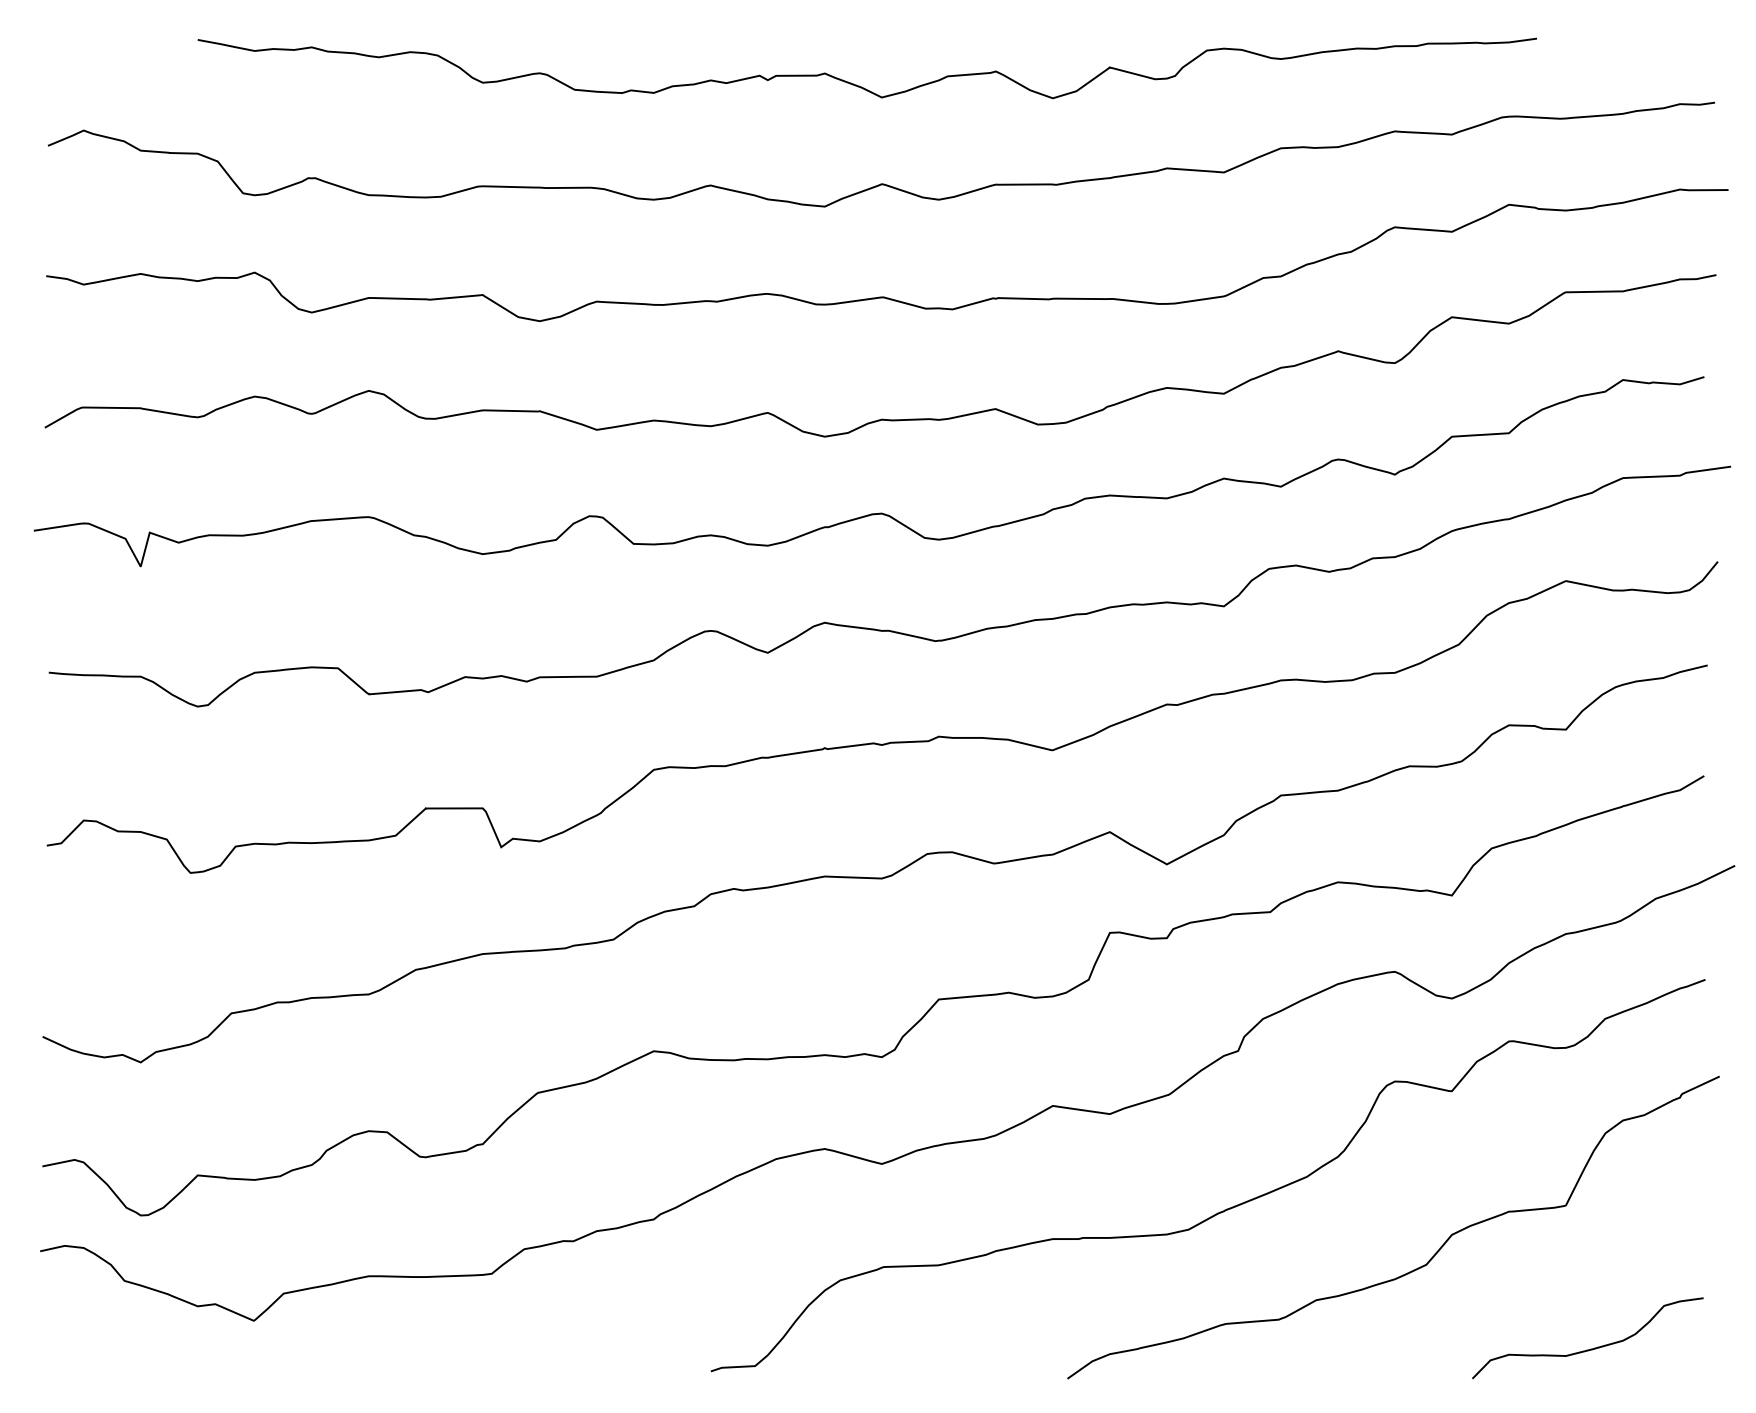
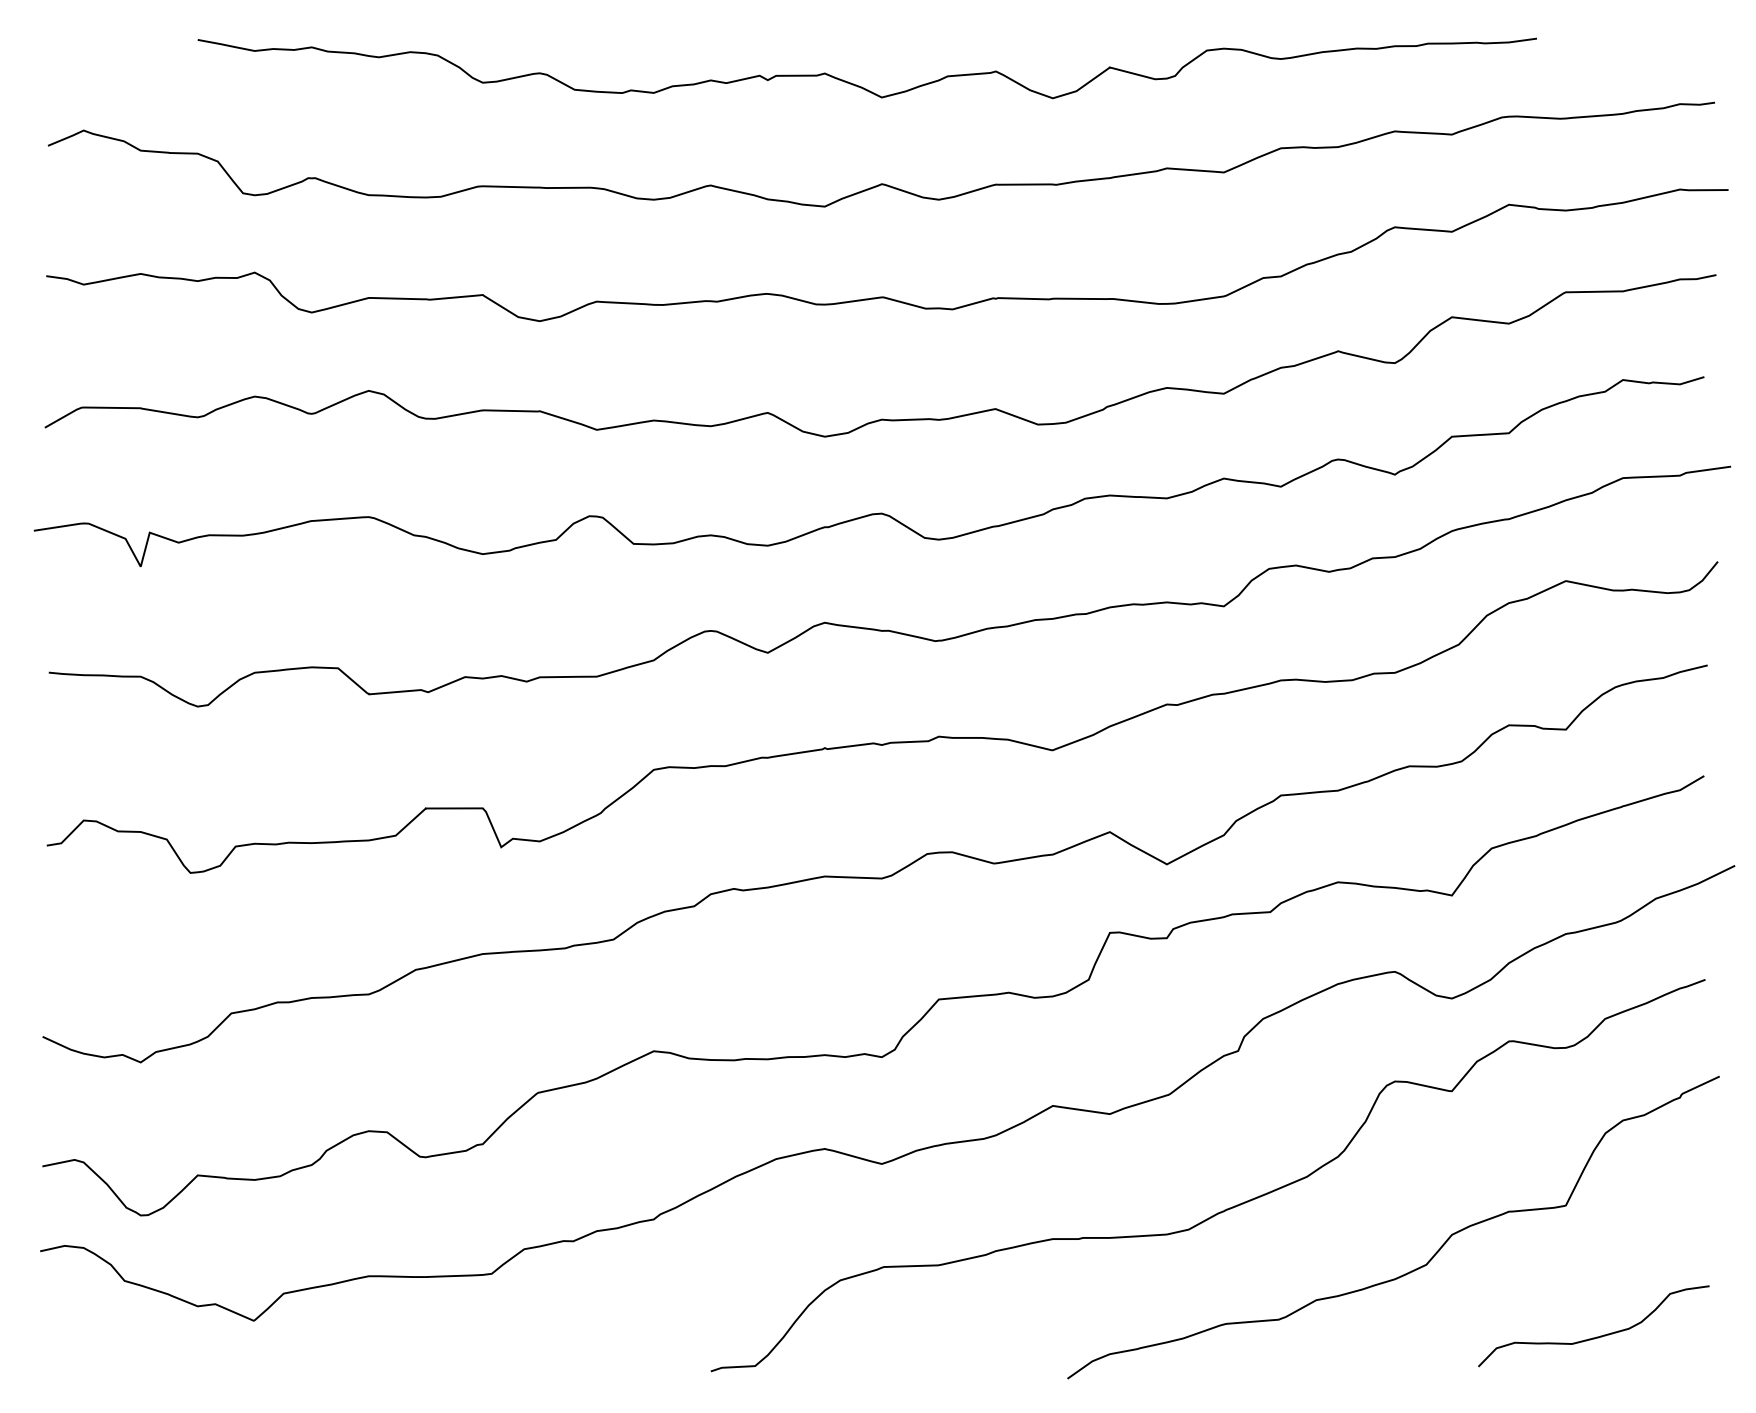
curve position: (1590, 1348) -> (1596, 1336) (1596, 1336)
